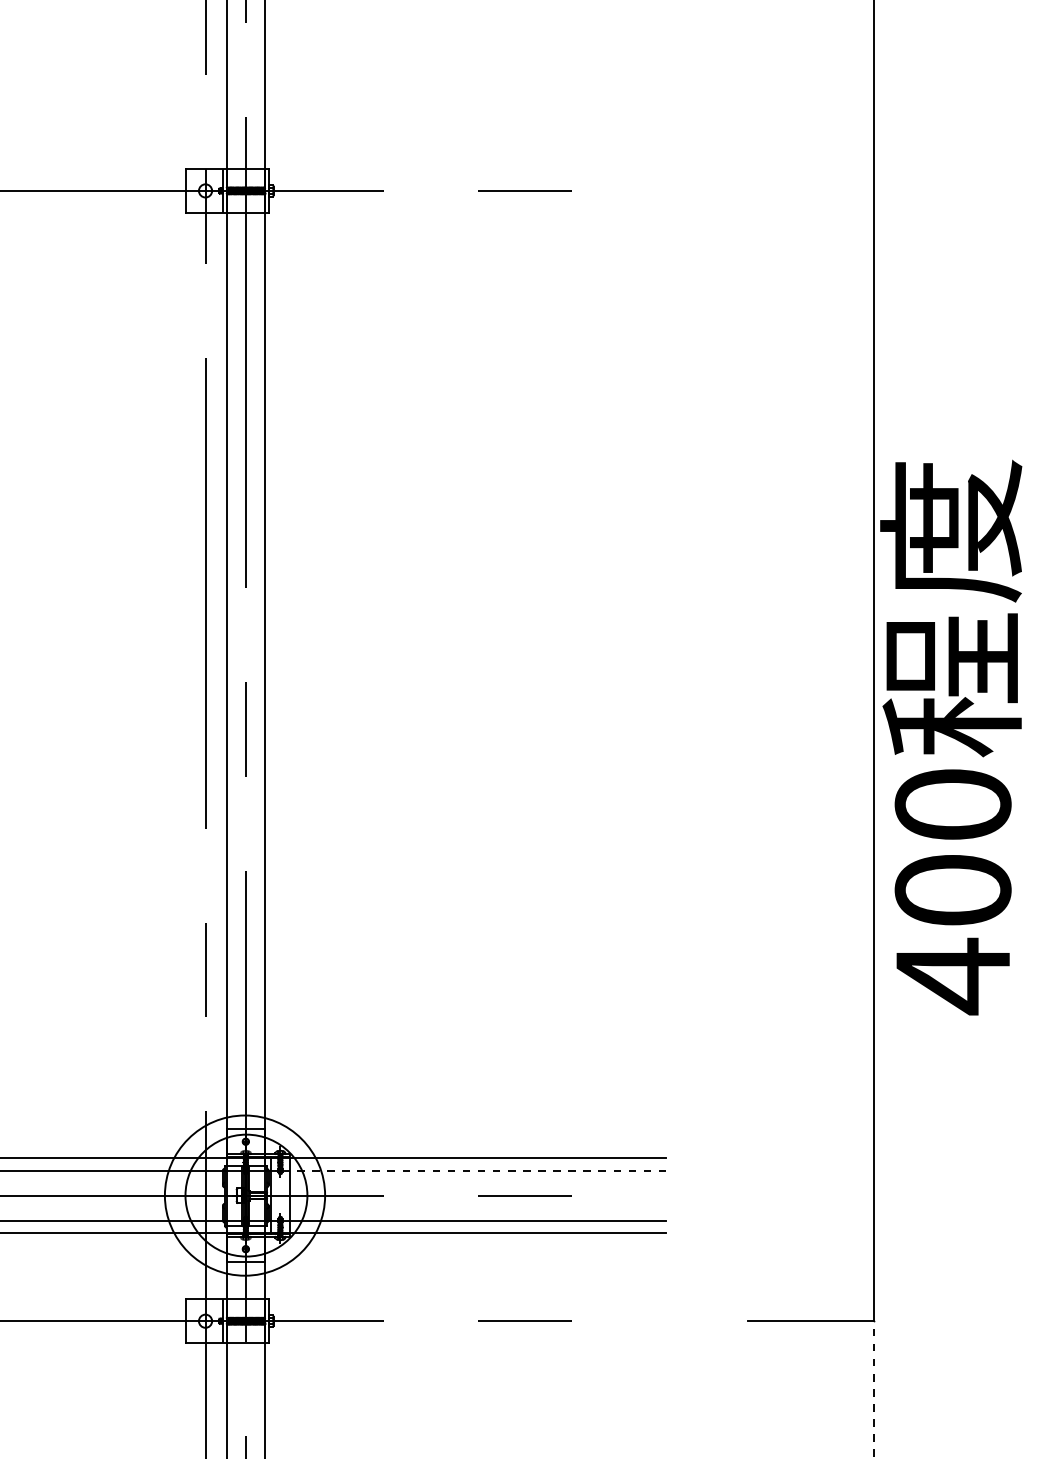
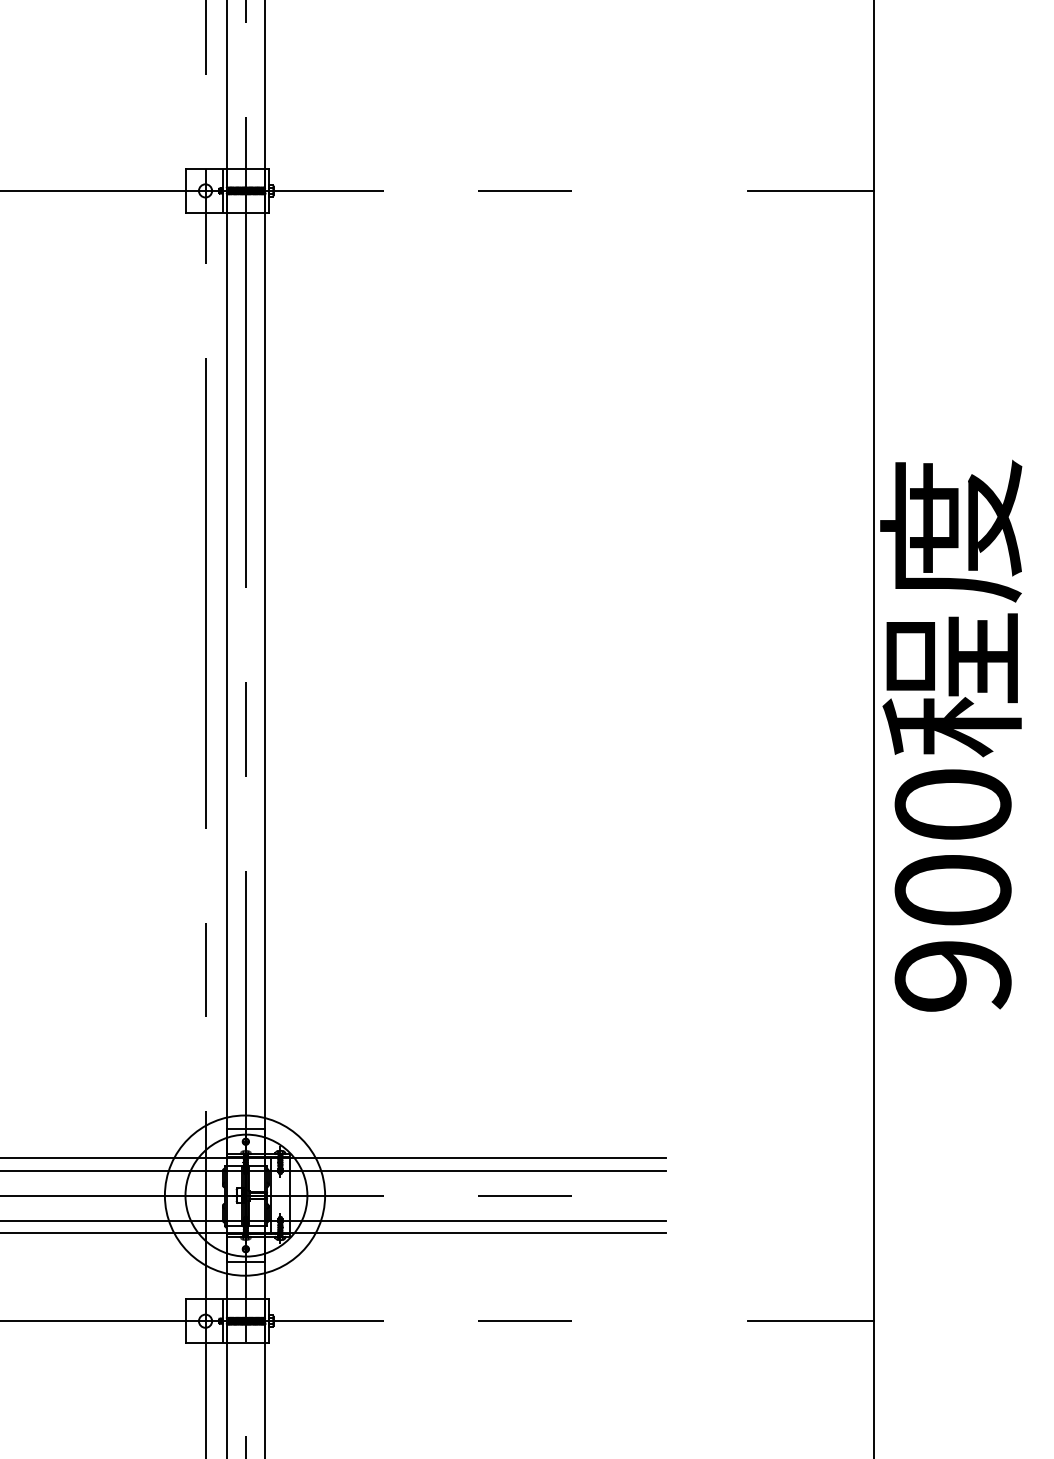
line: none -> present (810, 190)
text: 400 -> 900 (952, 976)
line: dashed -> solid (477, 1170)
line: dashed -> solid (873, 1389)
